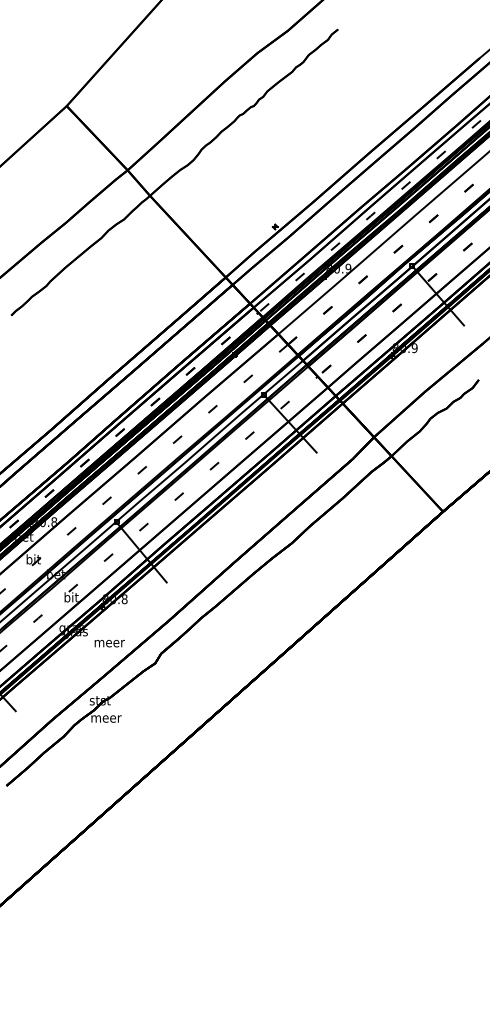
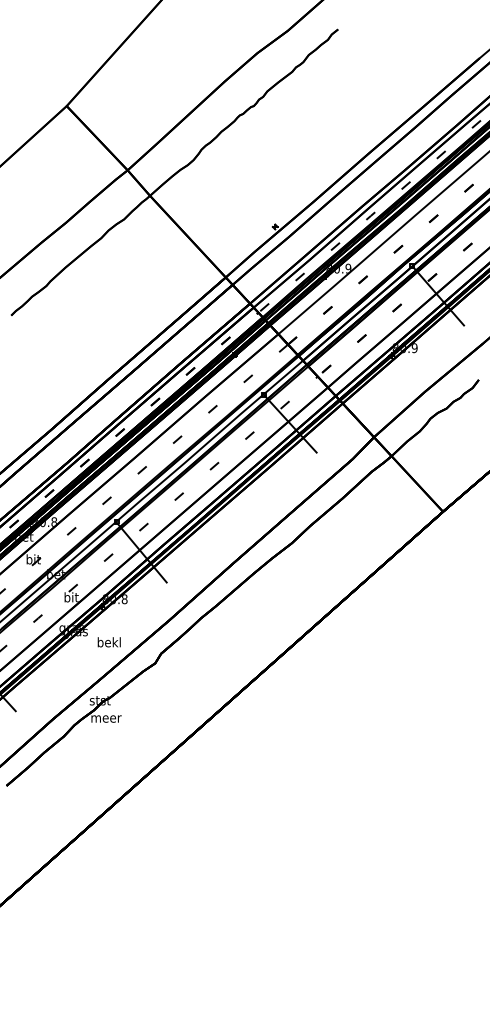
text: meer -> bekl (109, 642)
